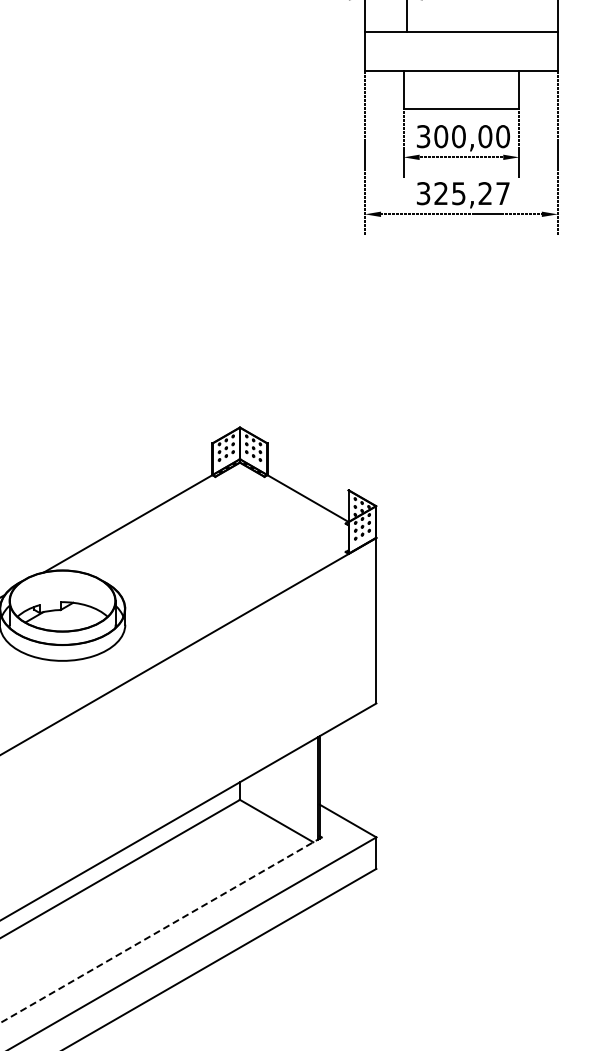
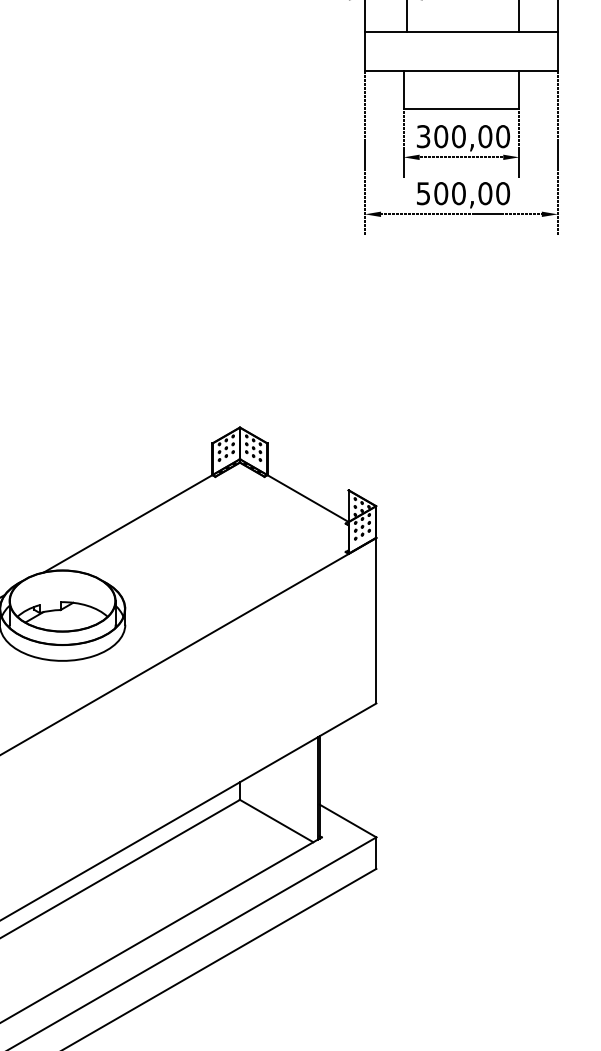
line: none -> present (519, 17)
text: 325,27 -> 500,00 (463, 193)
line: dashed -> solid (161, 930)
